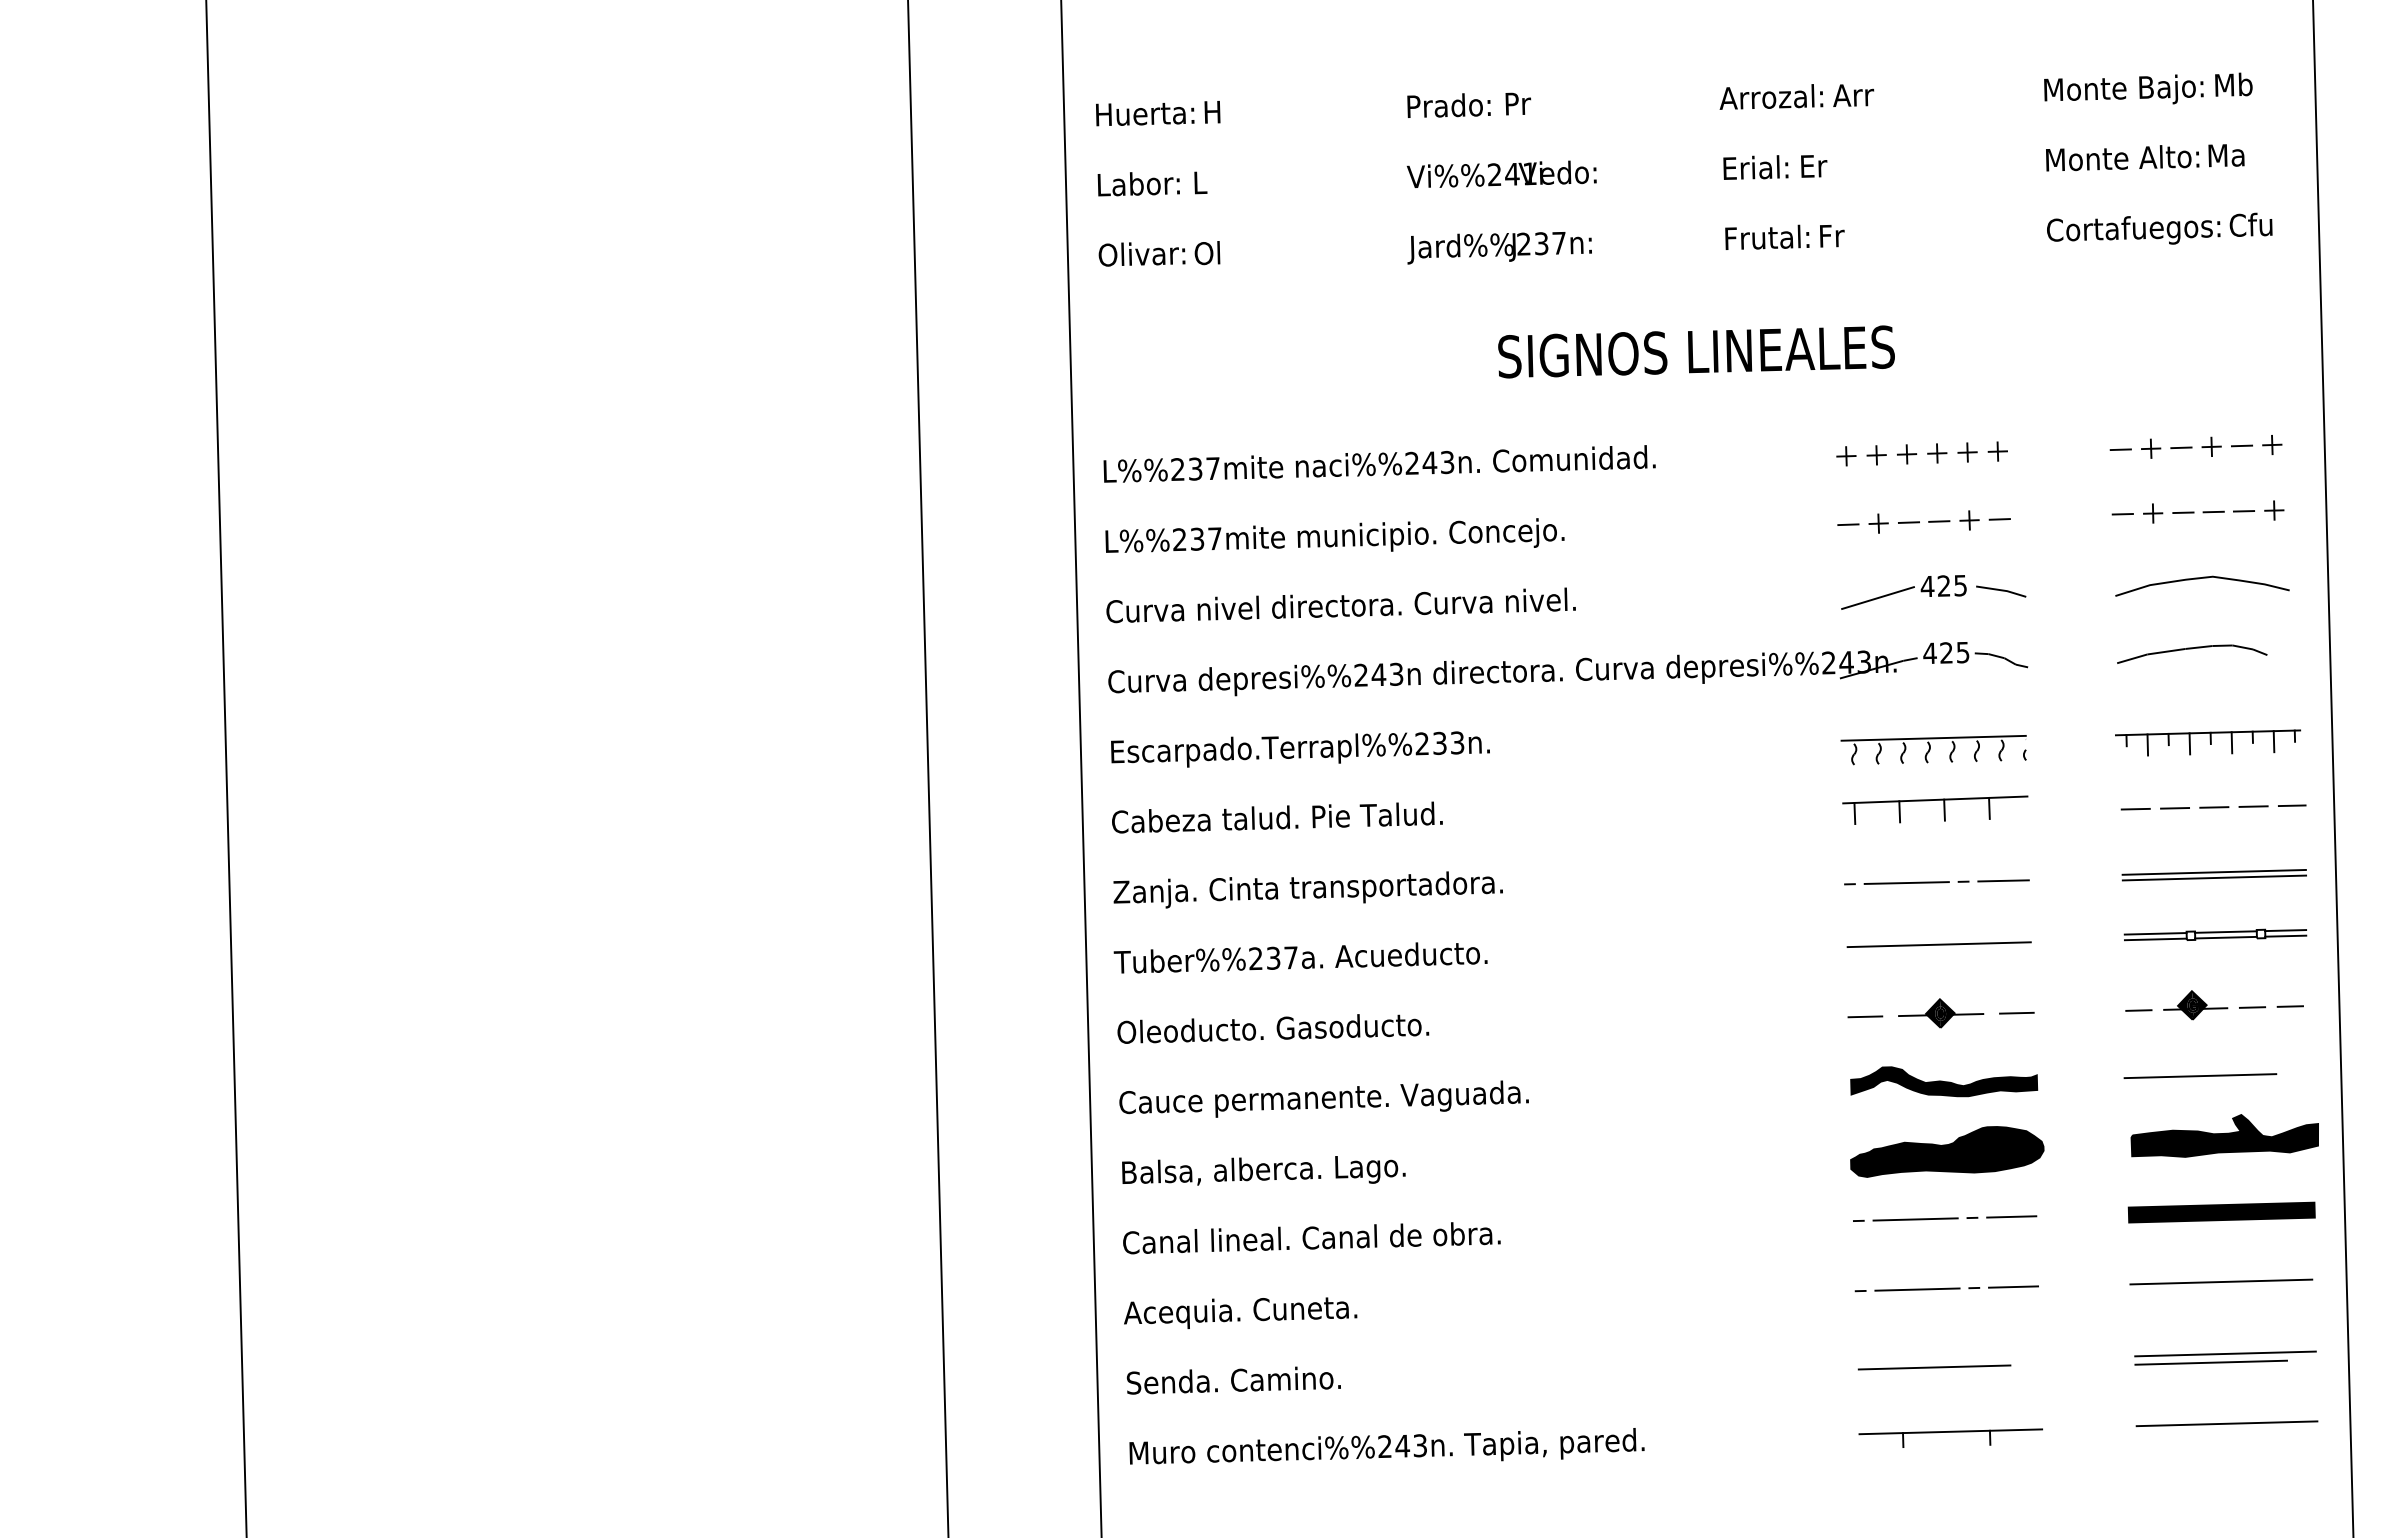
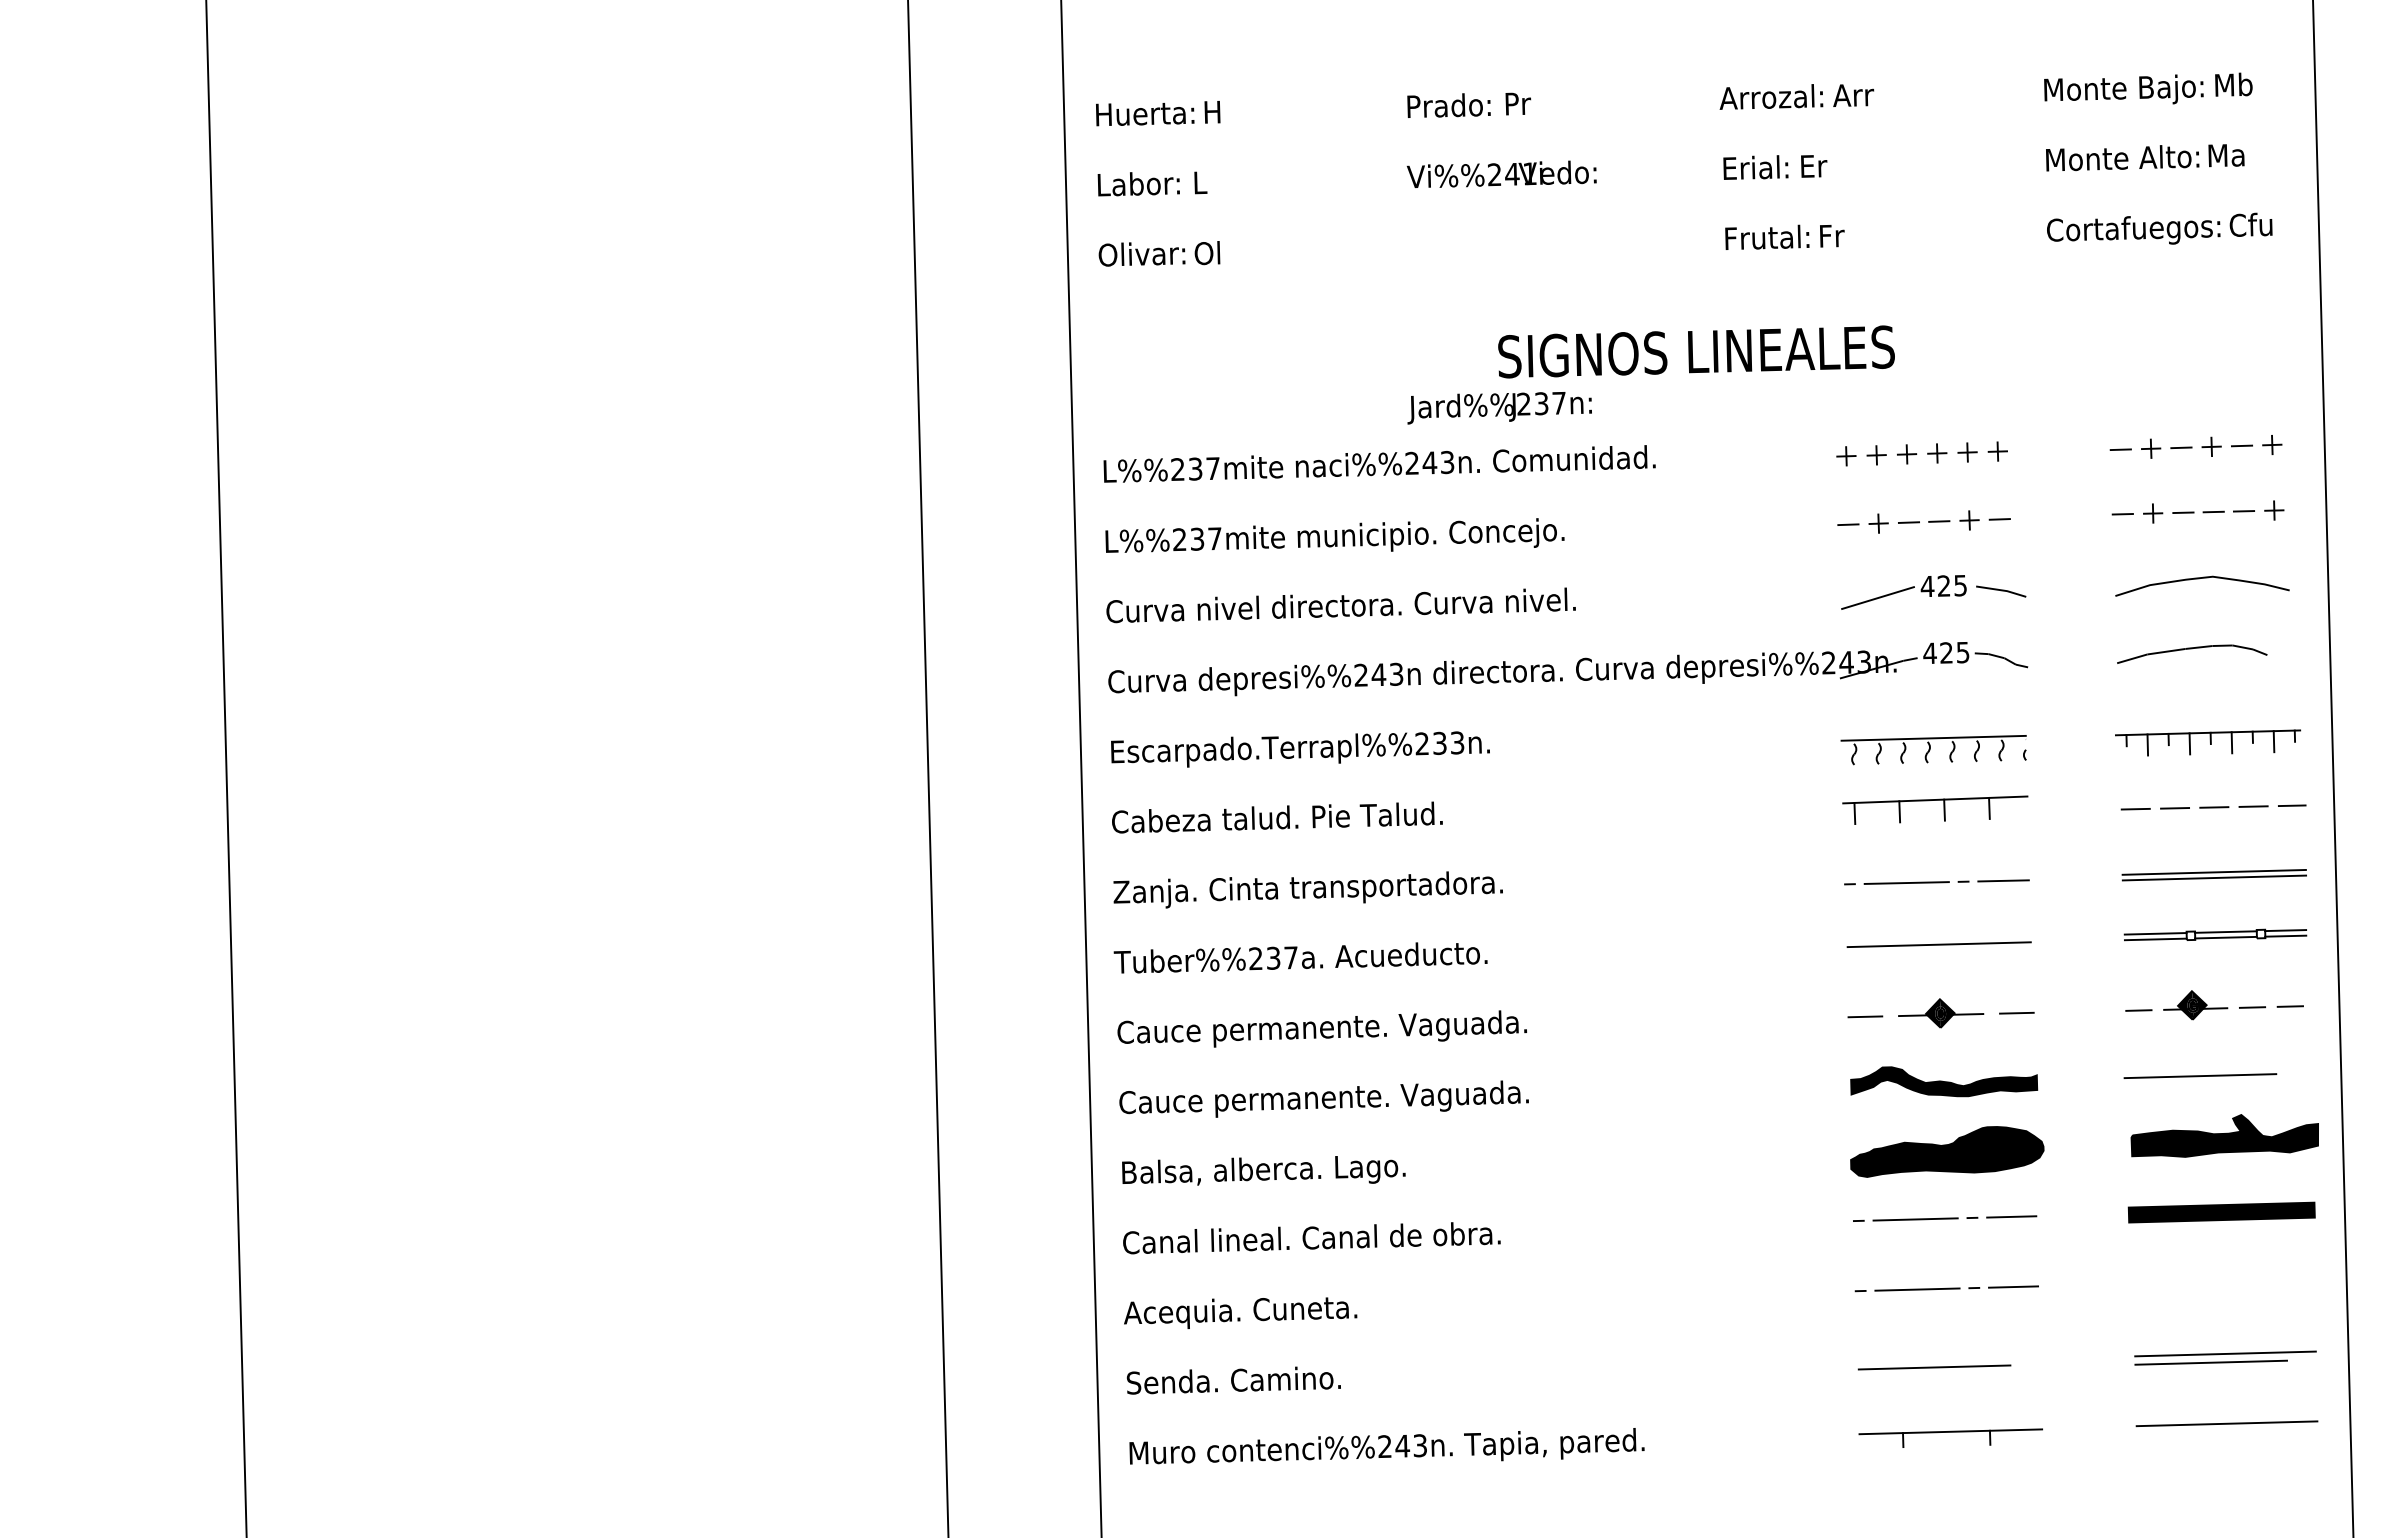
text position: (1499, 248) -> (1499, 408) (1499, 408)
text: Oleoducto. Gasoducto. -> Cauce permanente. Vaguada. (1325, 1028)
line: present -> none (2221, 1281)
